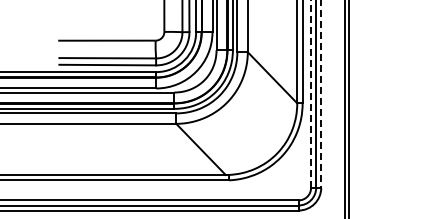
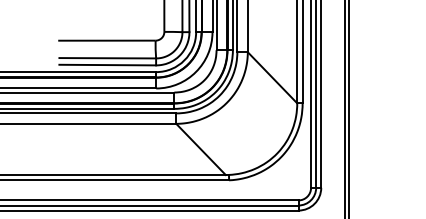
line: dashed -> solid (311, 94)
line: dashed -> solid (321, 94)
